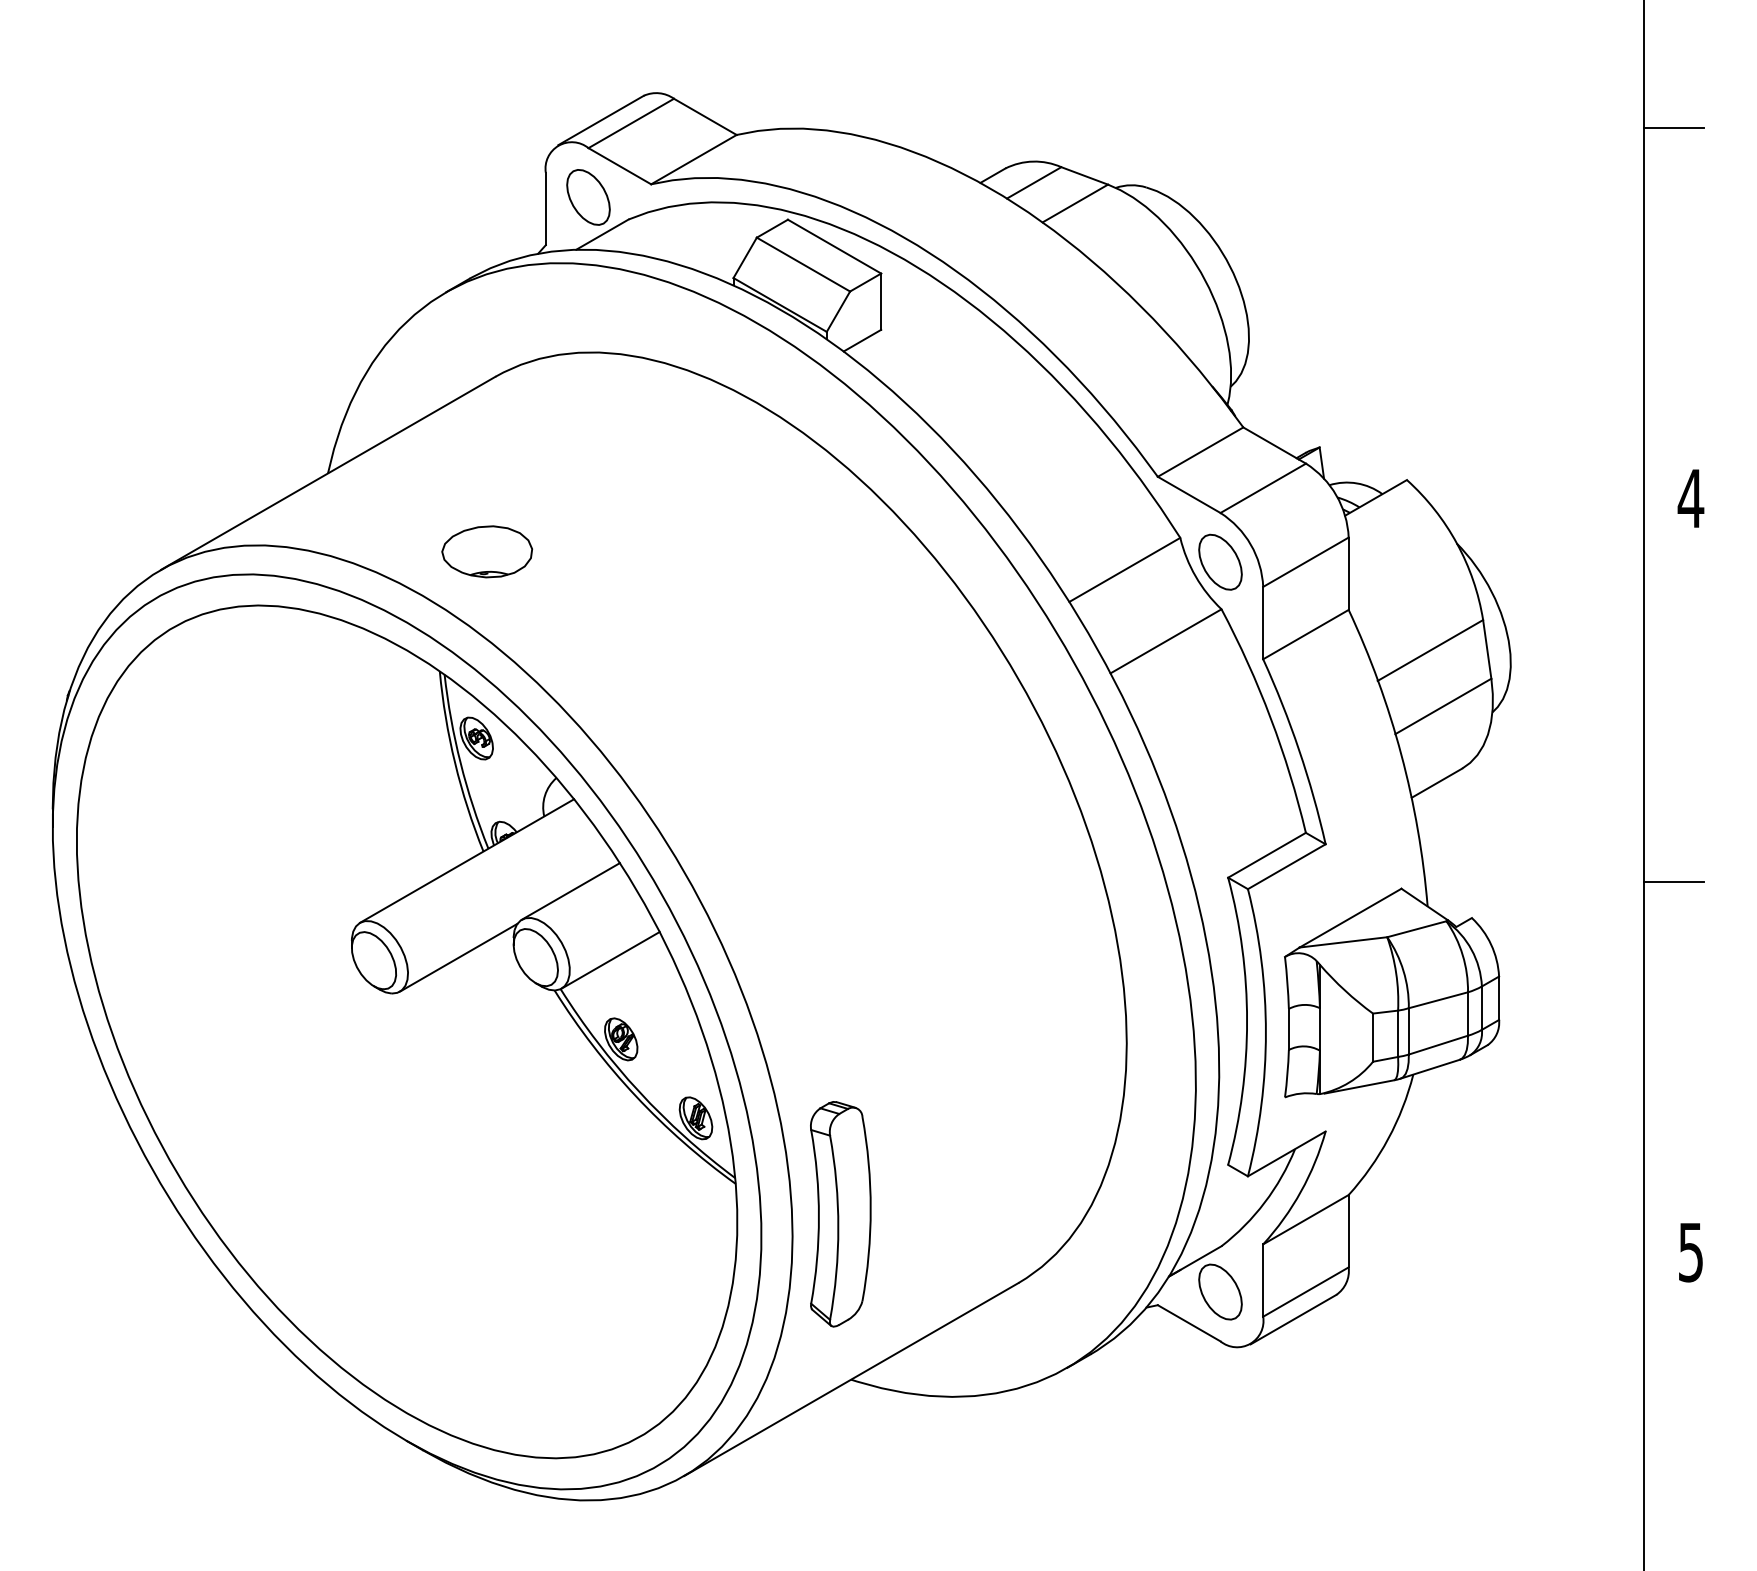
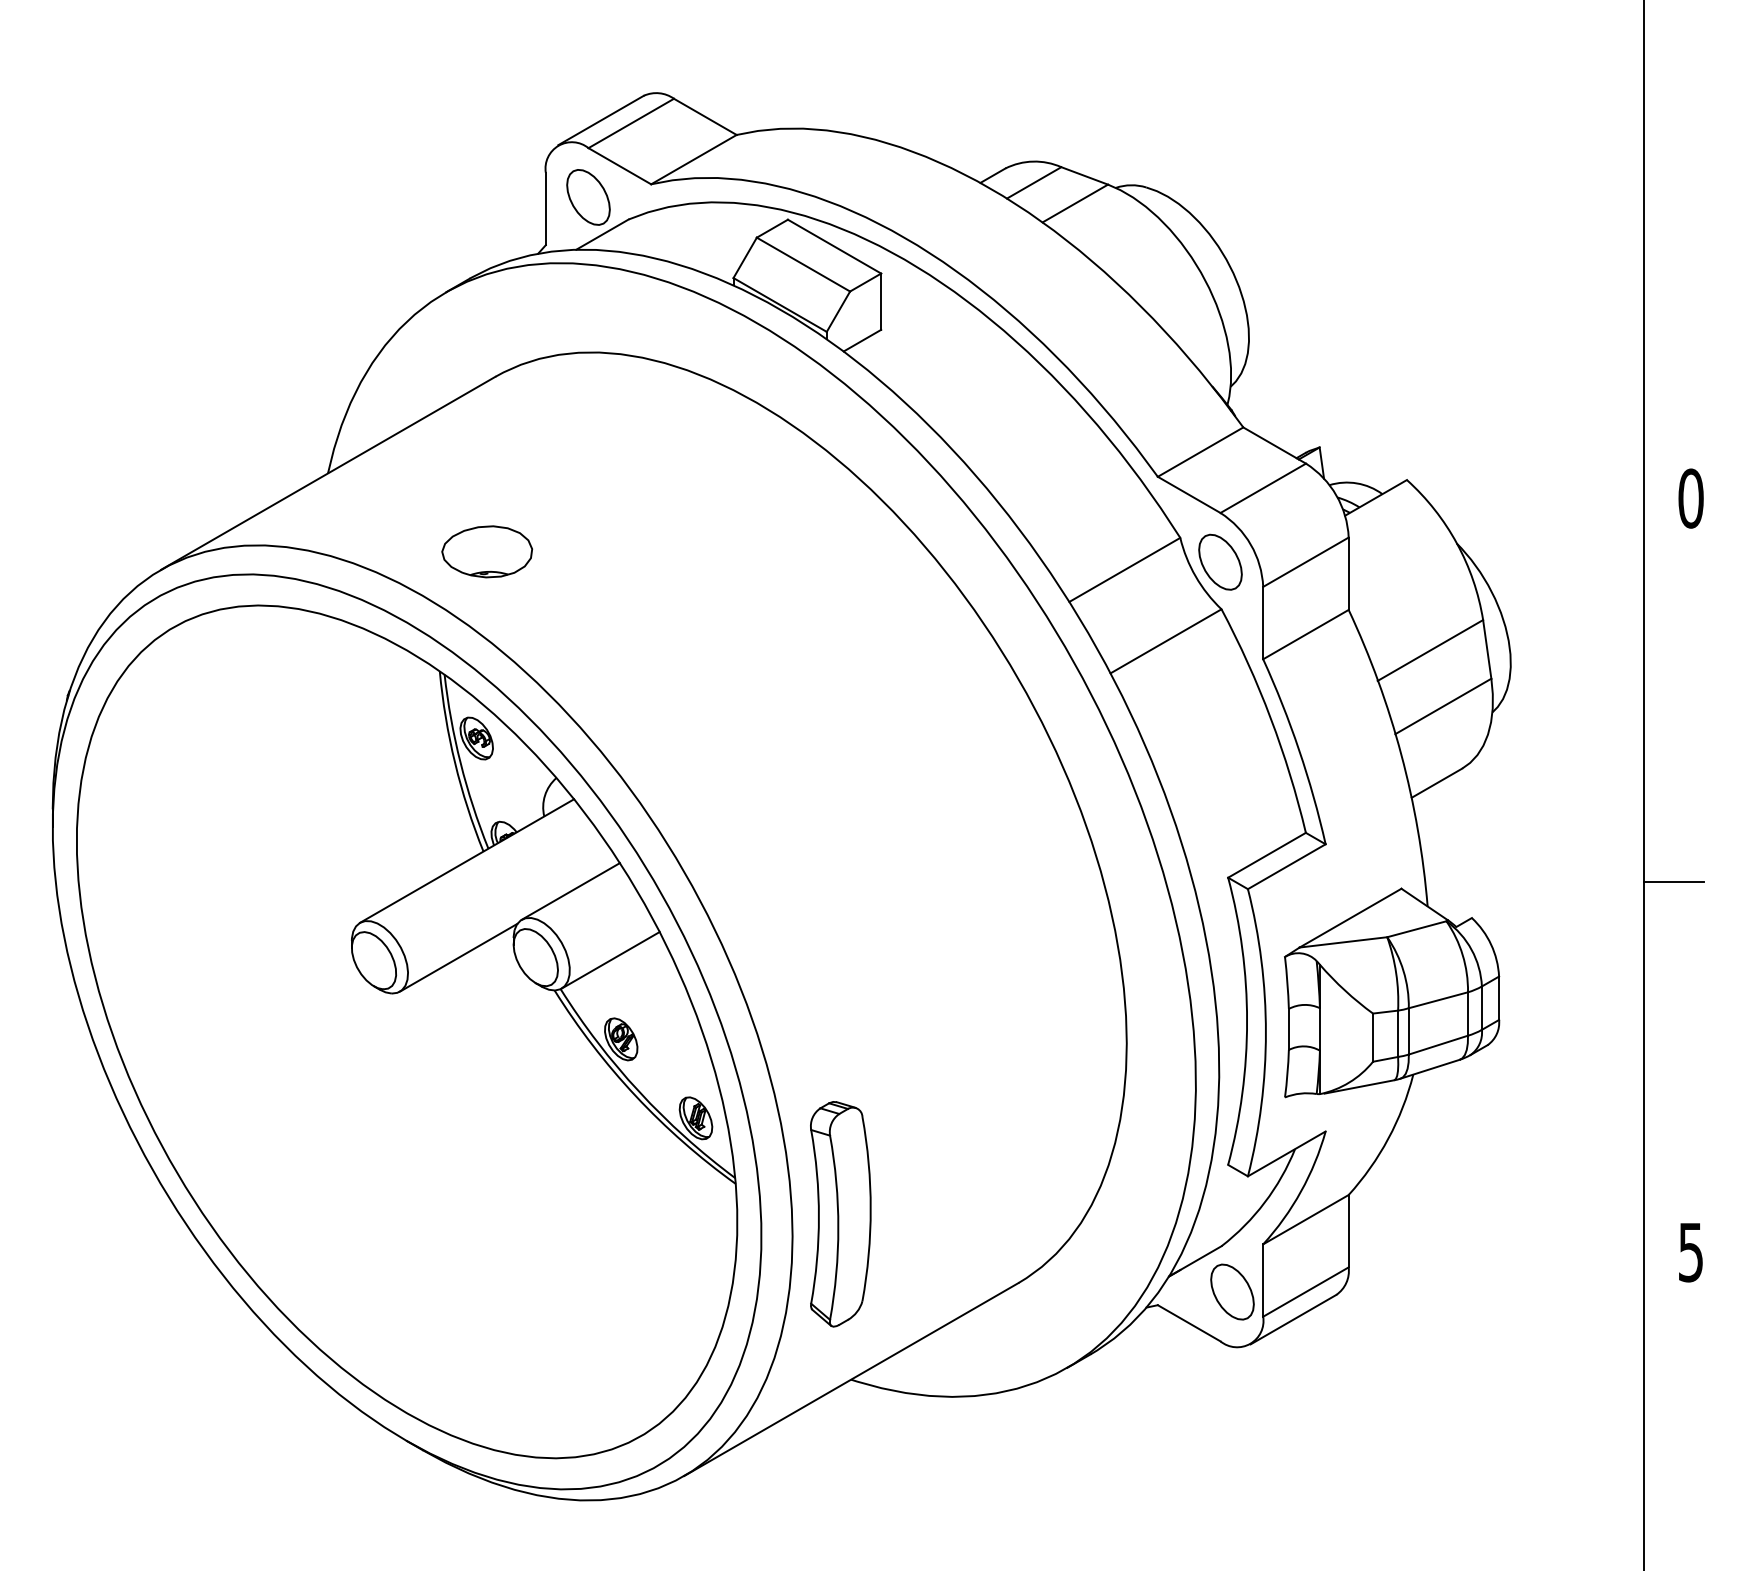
line: present -> none (1673, 127)
text: 4 -> 0 (1690, 498)
part position: (1220, 1291) -> (1232, 1291) (1232, 1291)
